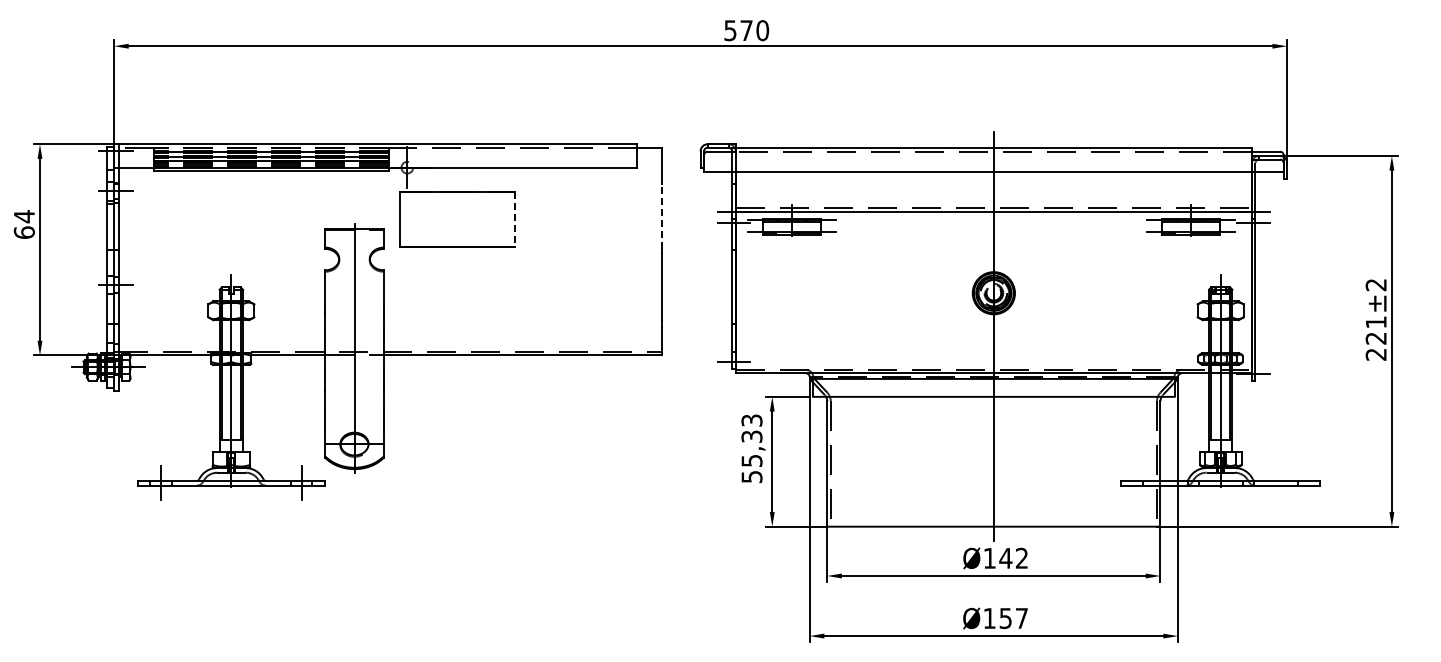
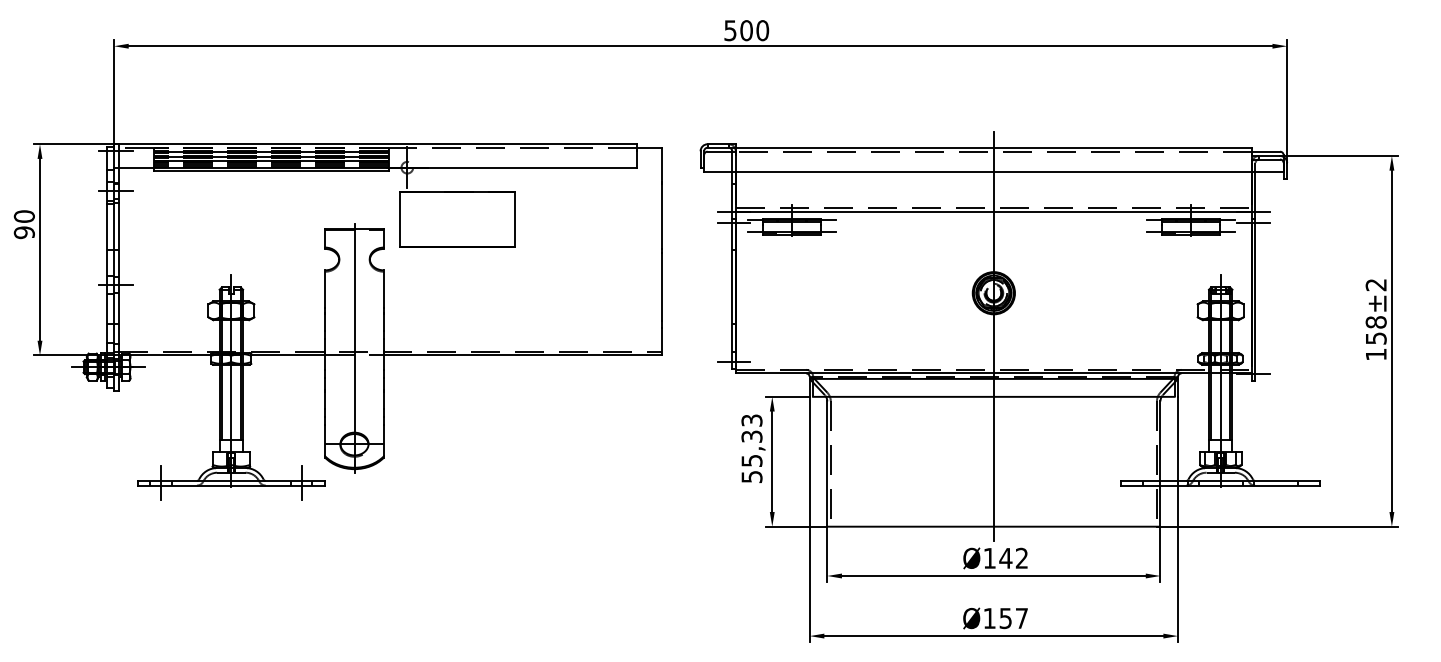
text: 570 -> 500 (746, 30)
line: dashed -> solid (661, 216)
line: dashed -> solid (515, 219)
text: 64 -> 90 (23, 224)
text: 221 -> 158 (1375, 338)
